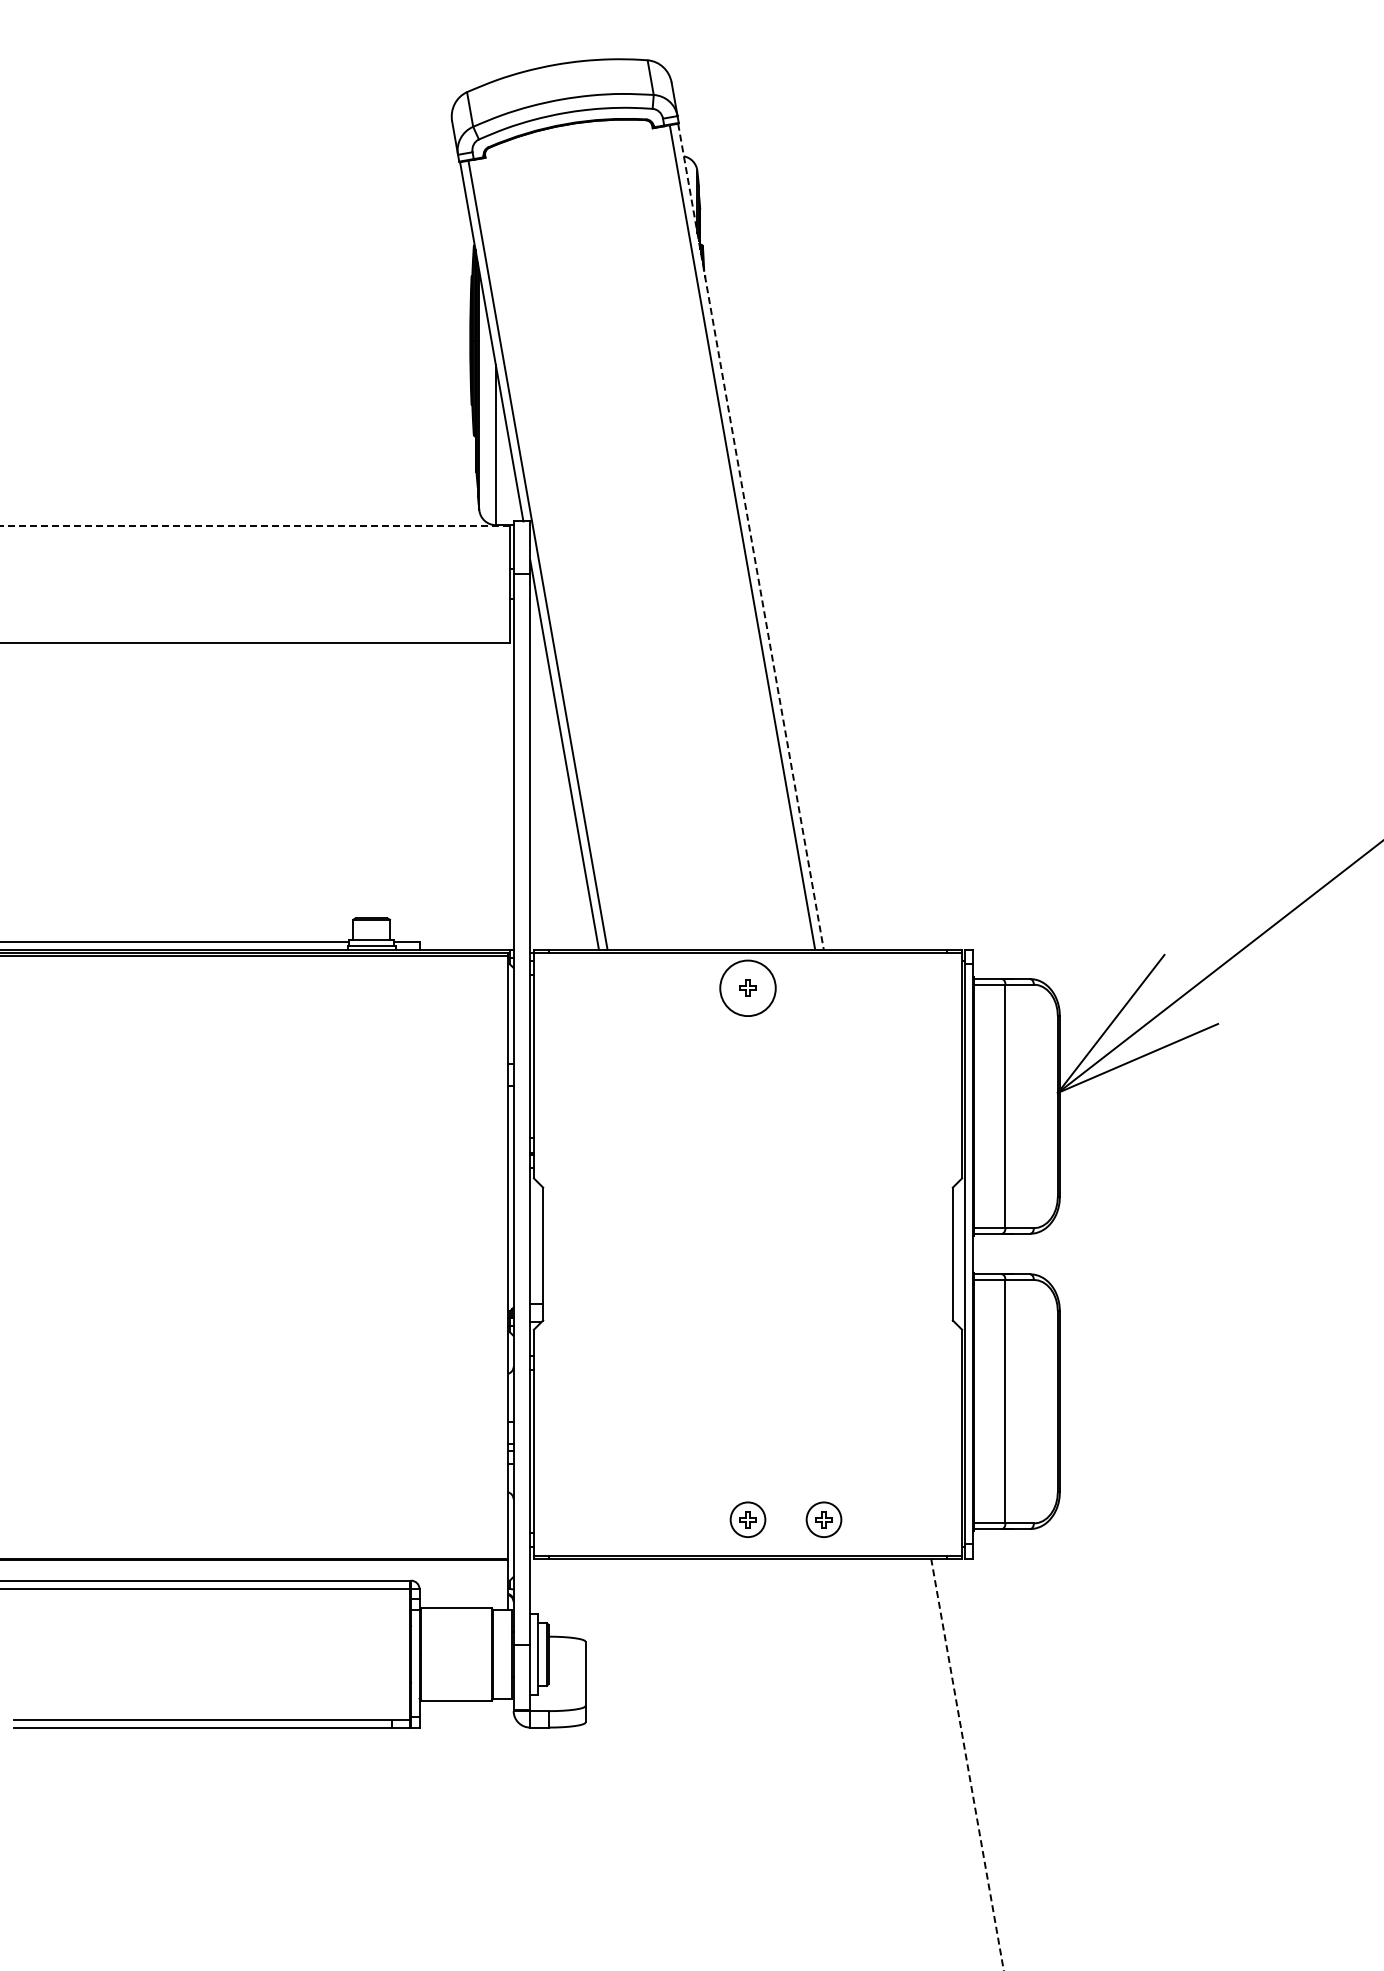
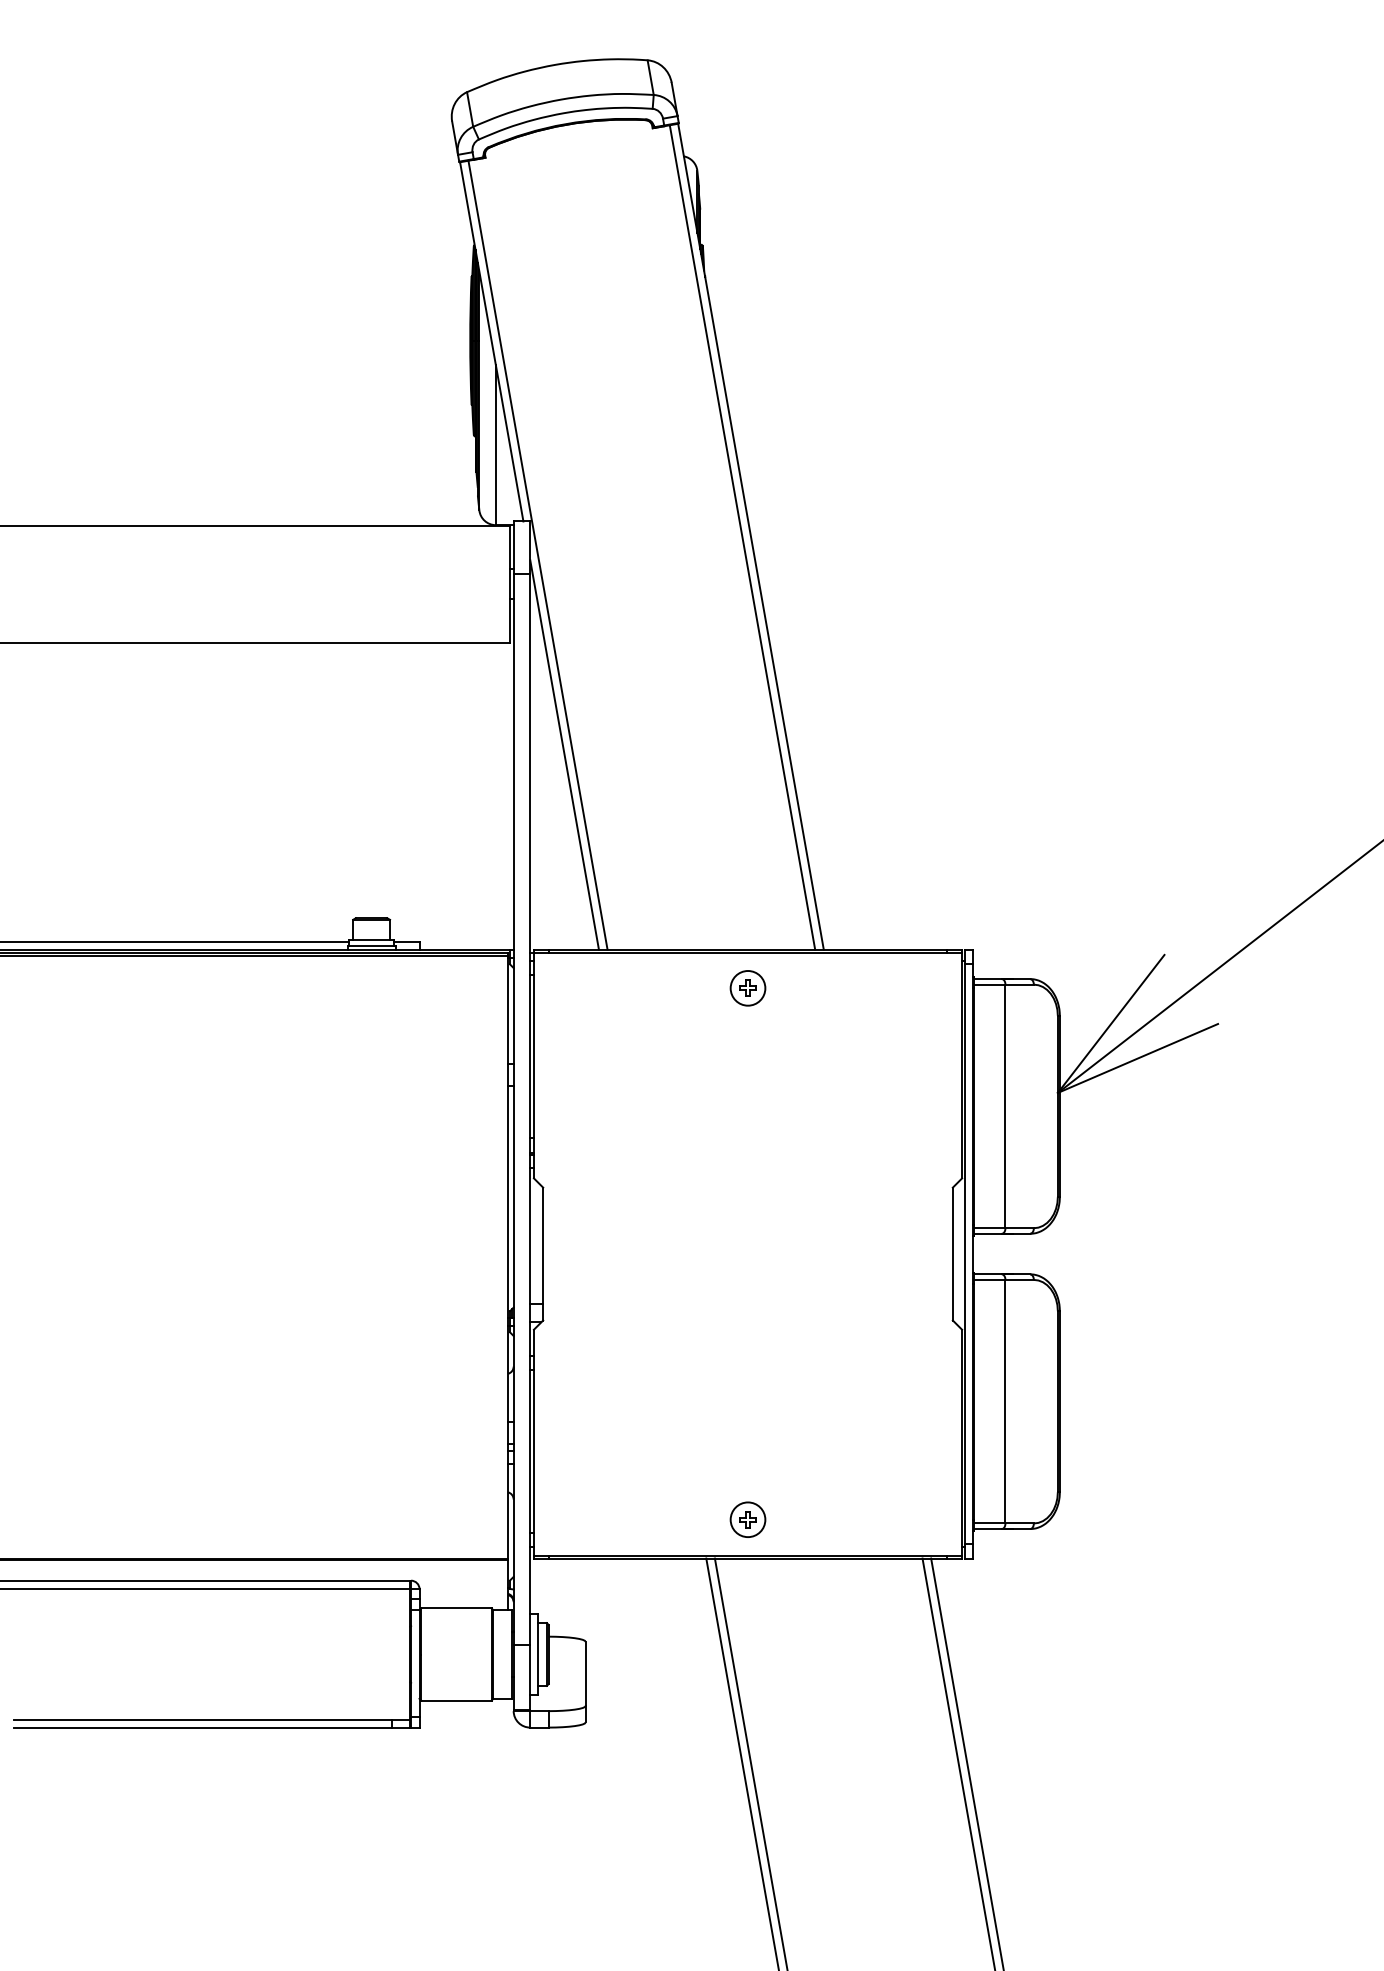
line: dashed -> solid (254, 525)
line: dashed -> solid (751, 537)
circle diameter: 56 px -> 35 px (747, 988)
part: present -> none (823, 1519)
line: none -> present (742, 1762)
line: none -> present (750, 1762)
line: none -> present (958, 1762)
line: dashed -> solid (967, 1764)
